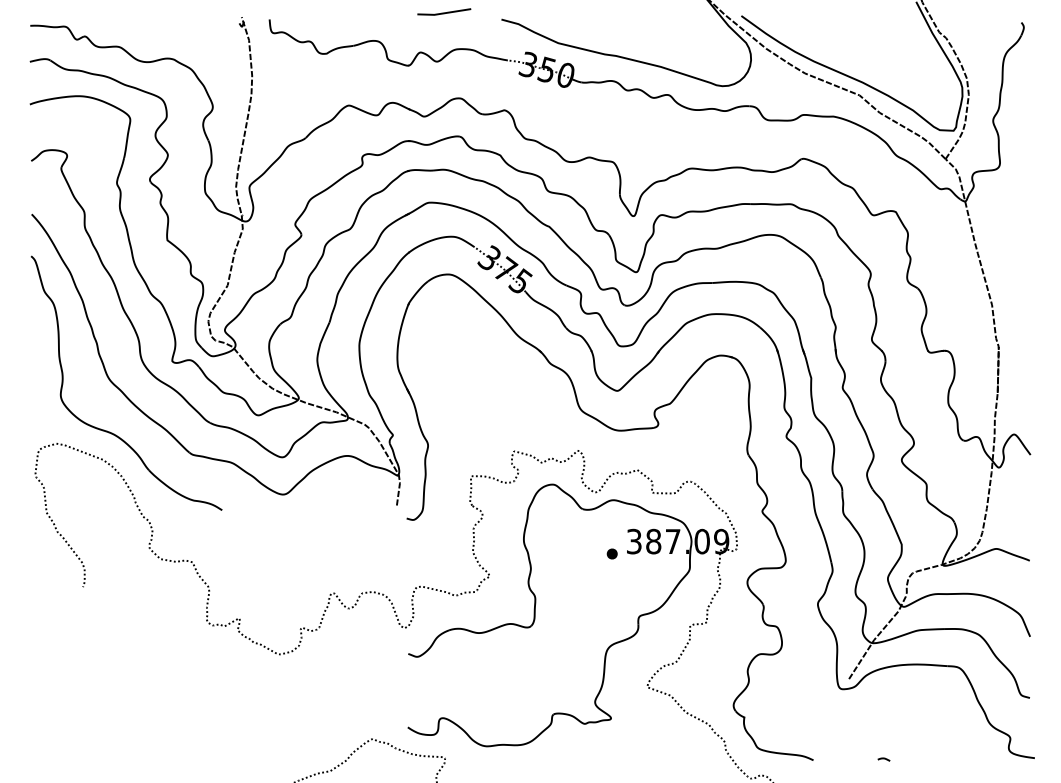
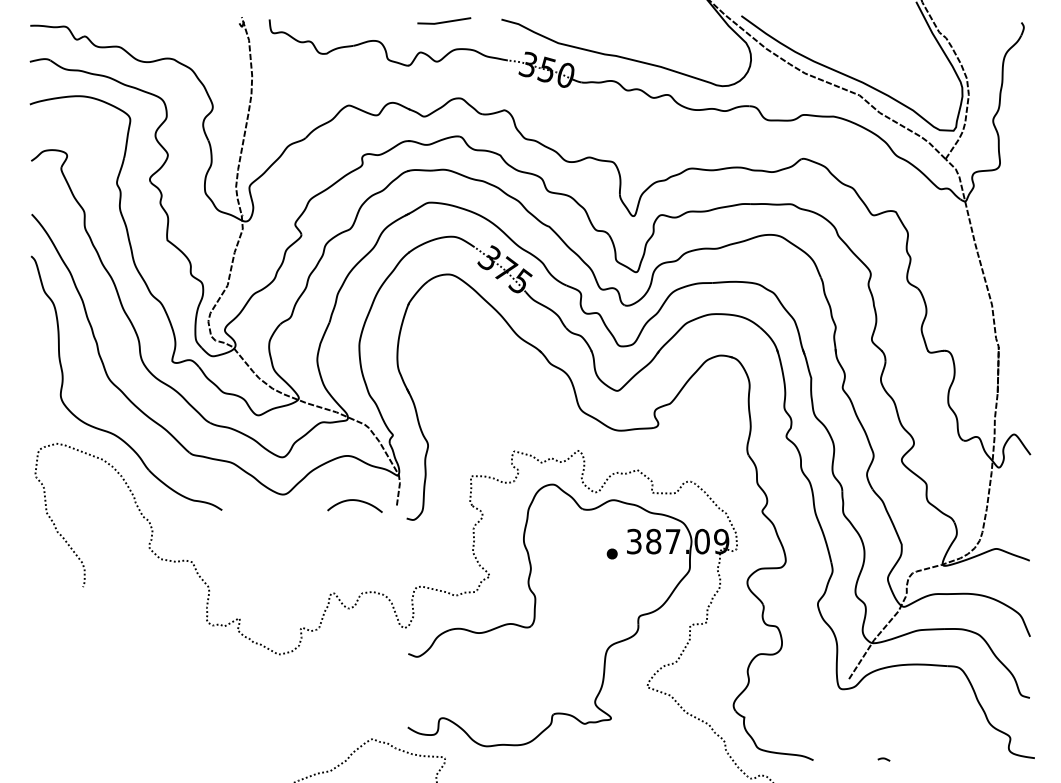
line position: (444, 12) -> (444, 21) (444, 21)
curve: none -> present (355, 501)
